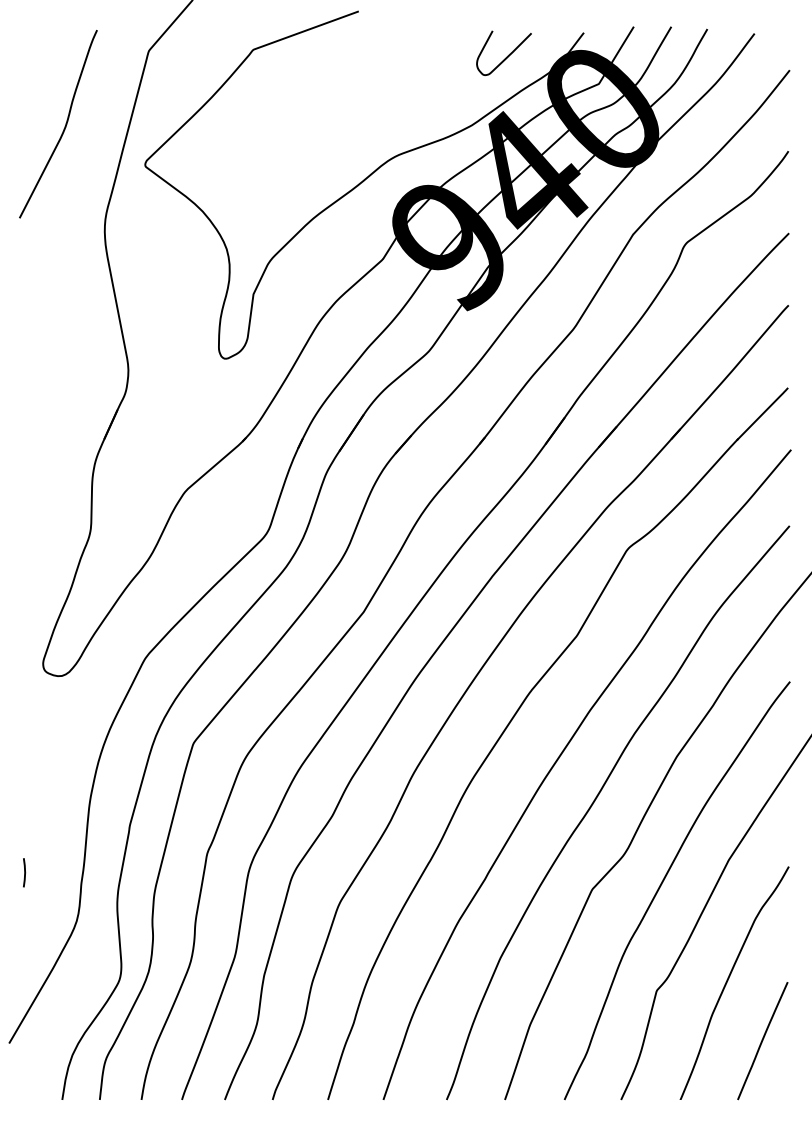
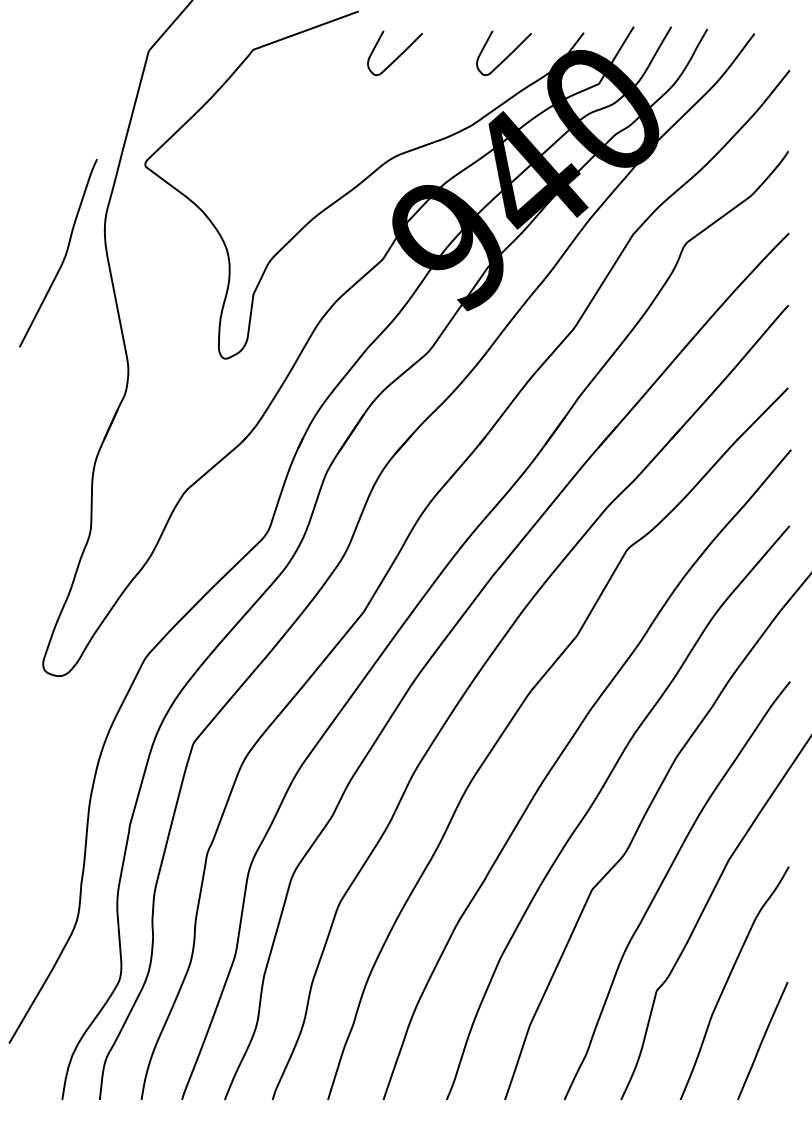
curve: none -> present (398, 55)
curve position: (64, 126) -> (64, 255) (64, 255)
line: present -> none (24, 872)
